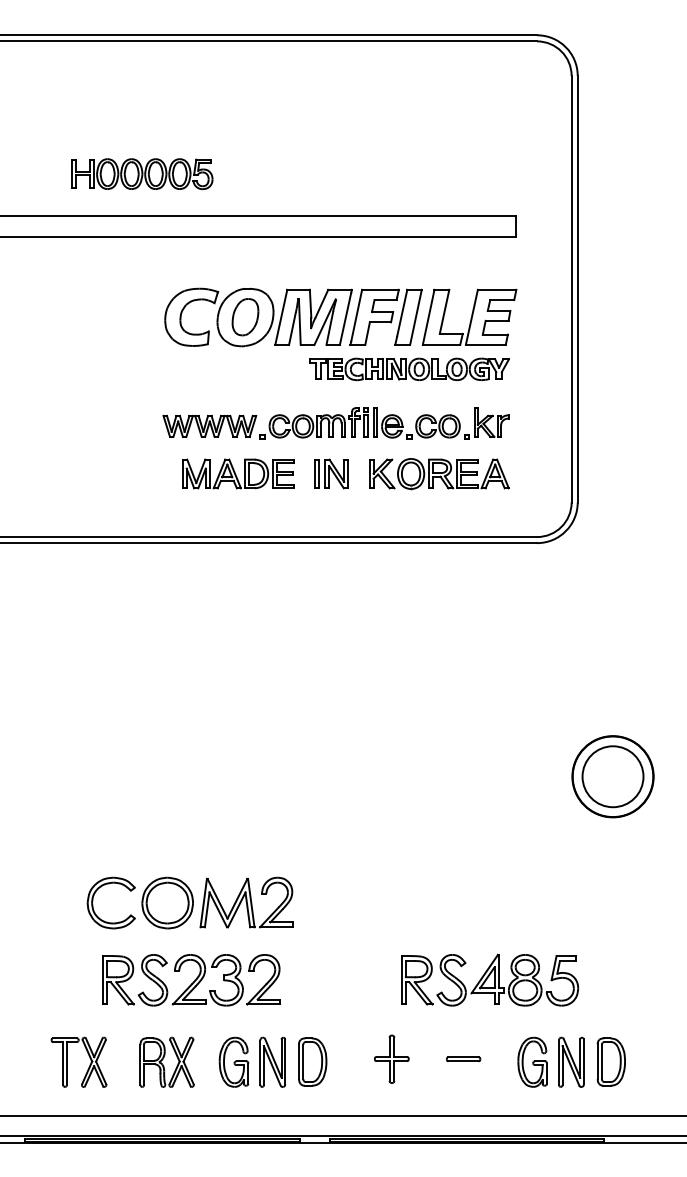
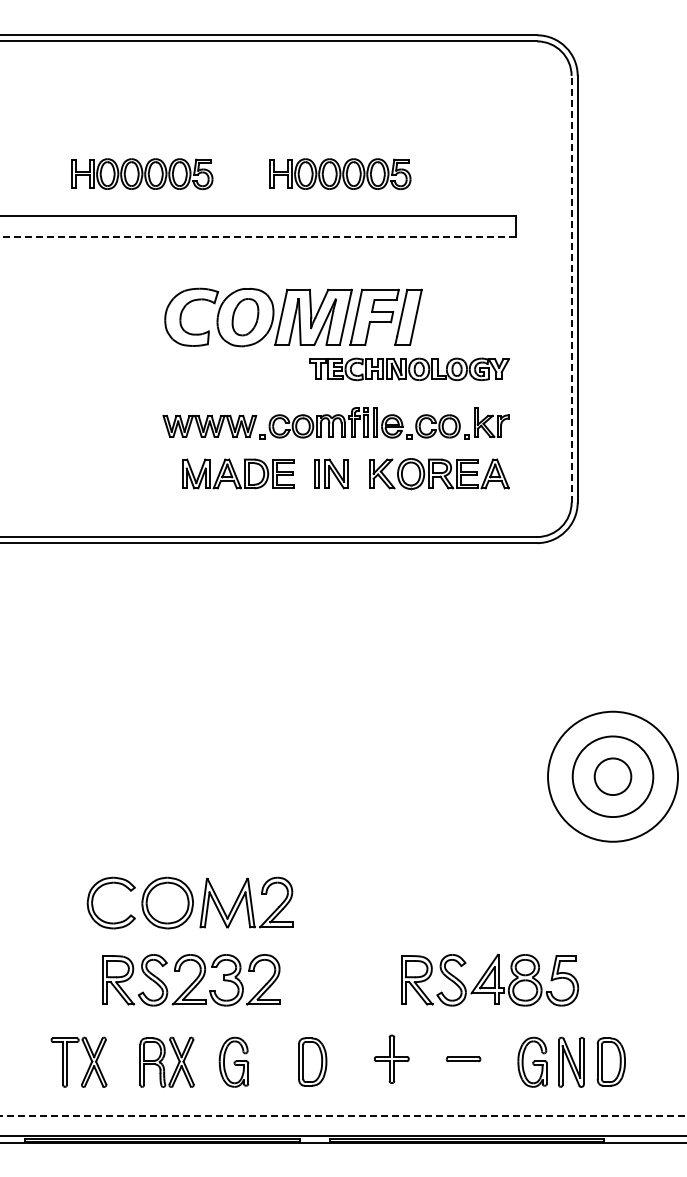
part: none -> present (340, 174)
line: solid -> dashed (258, 236)
line: solid -> dashed (571, 288)
part: present -> none (469, 316)
circle diameter: 61 px -> 37 px (612, 776)
circle diameter: 81 px -> 130 px (613, 776)
part: present -> none (272, 1061)
line: solid -> dashed (343, 1115)
